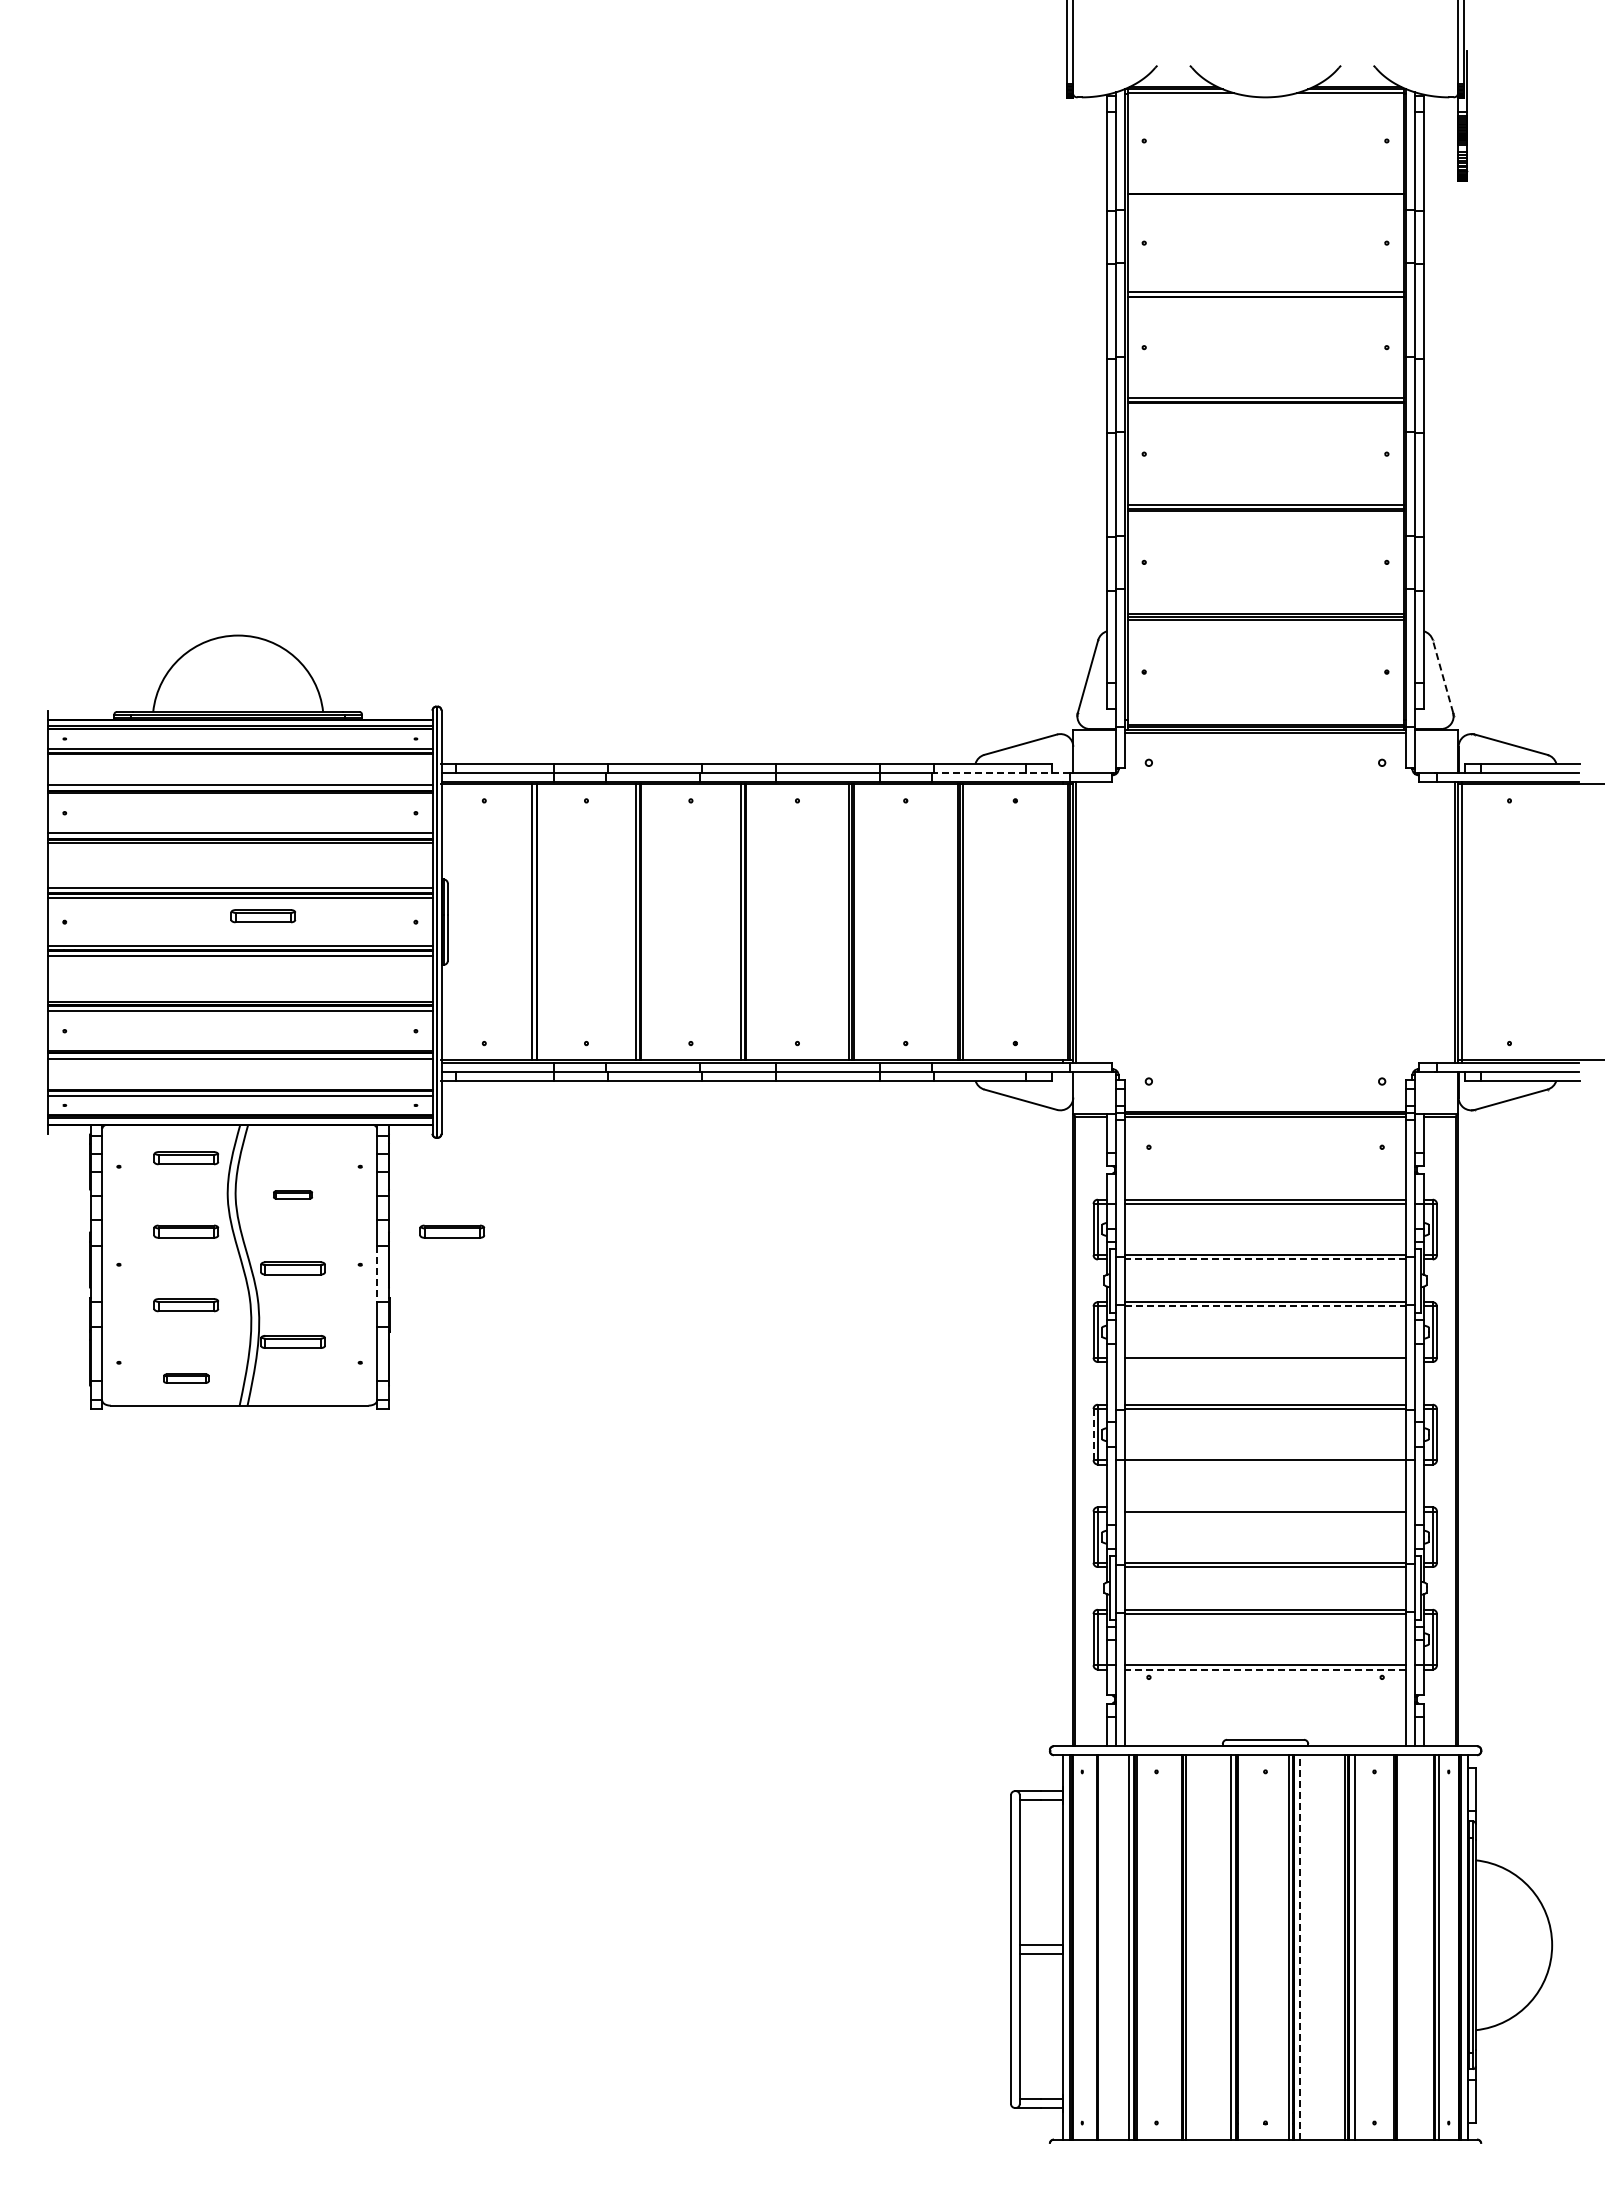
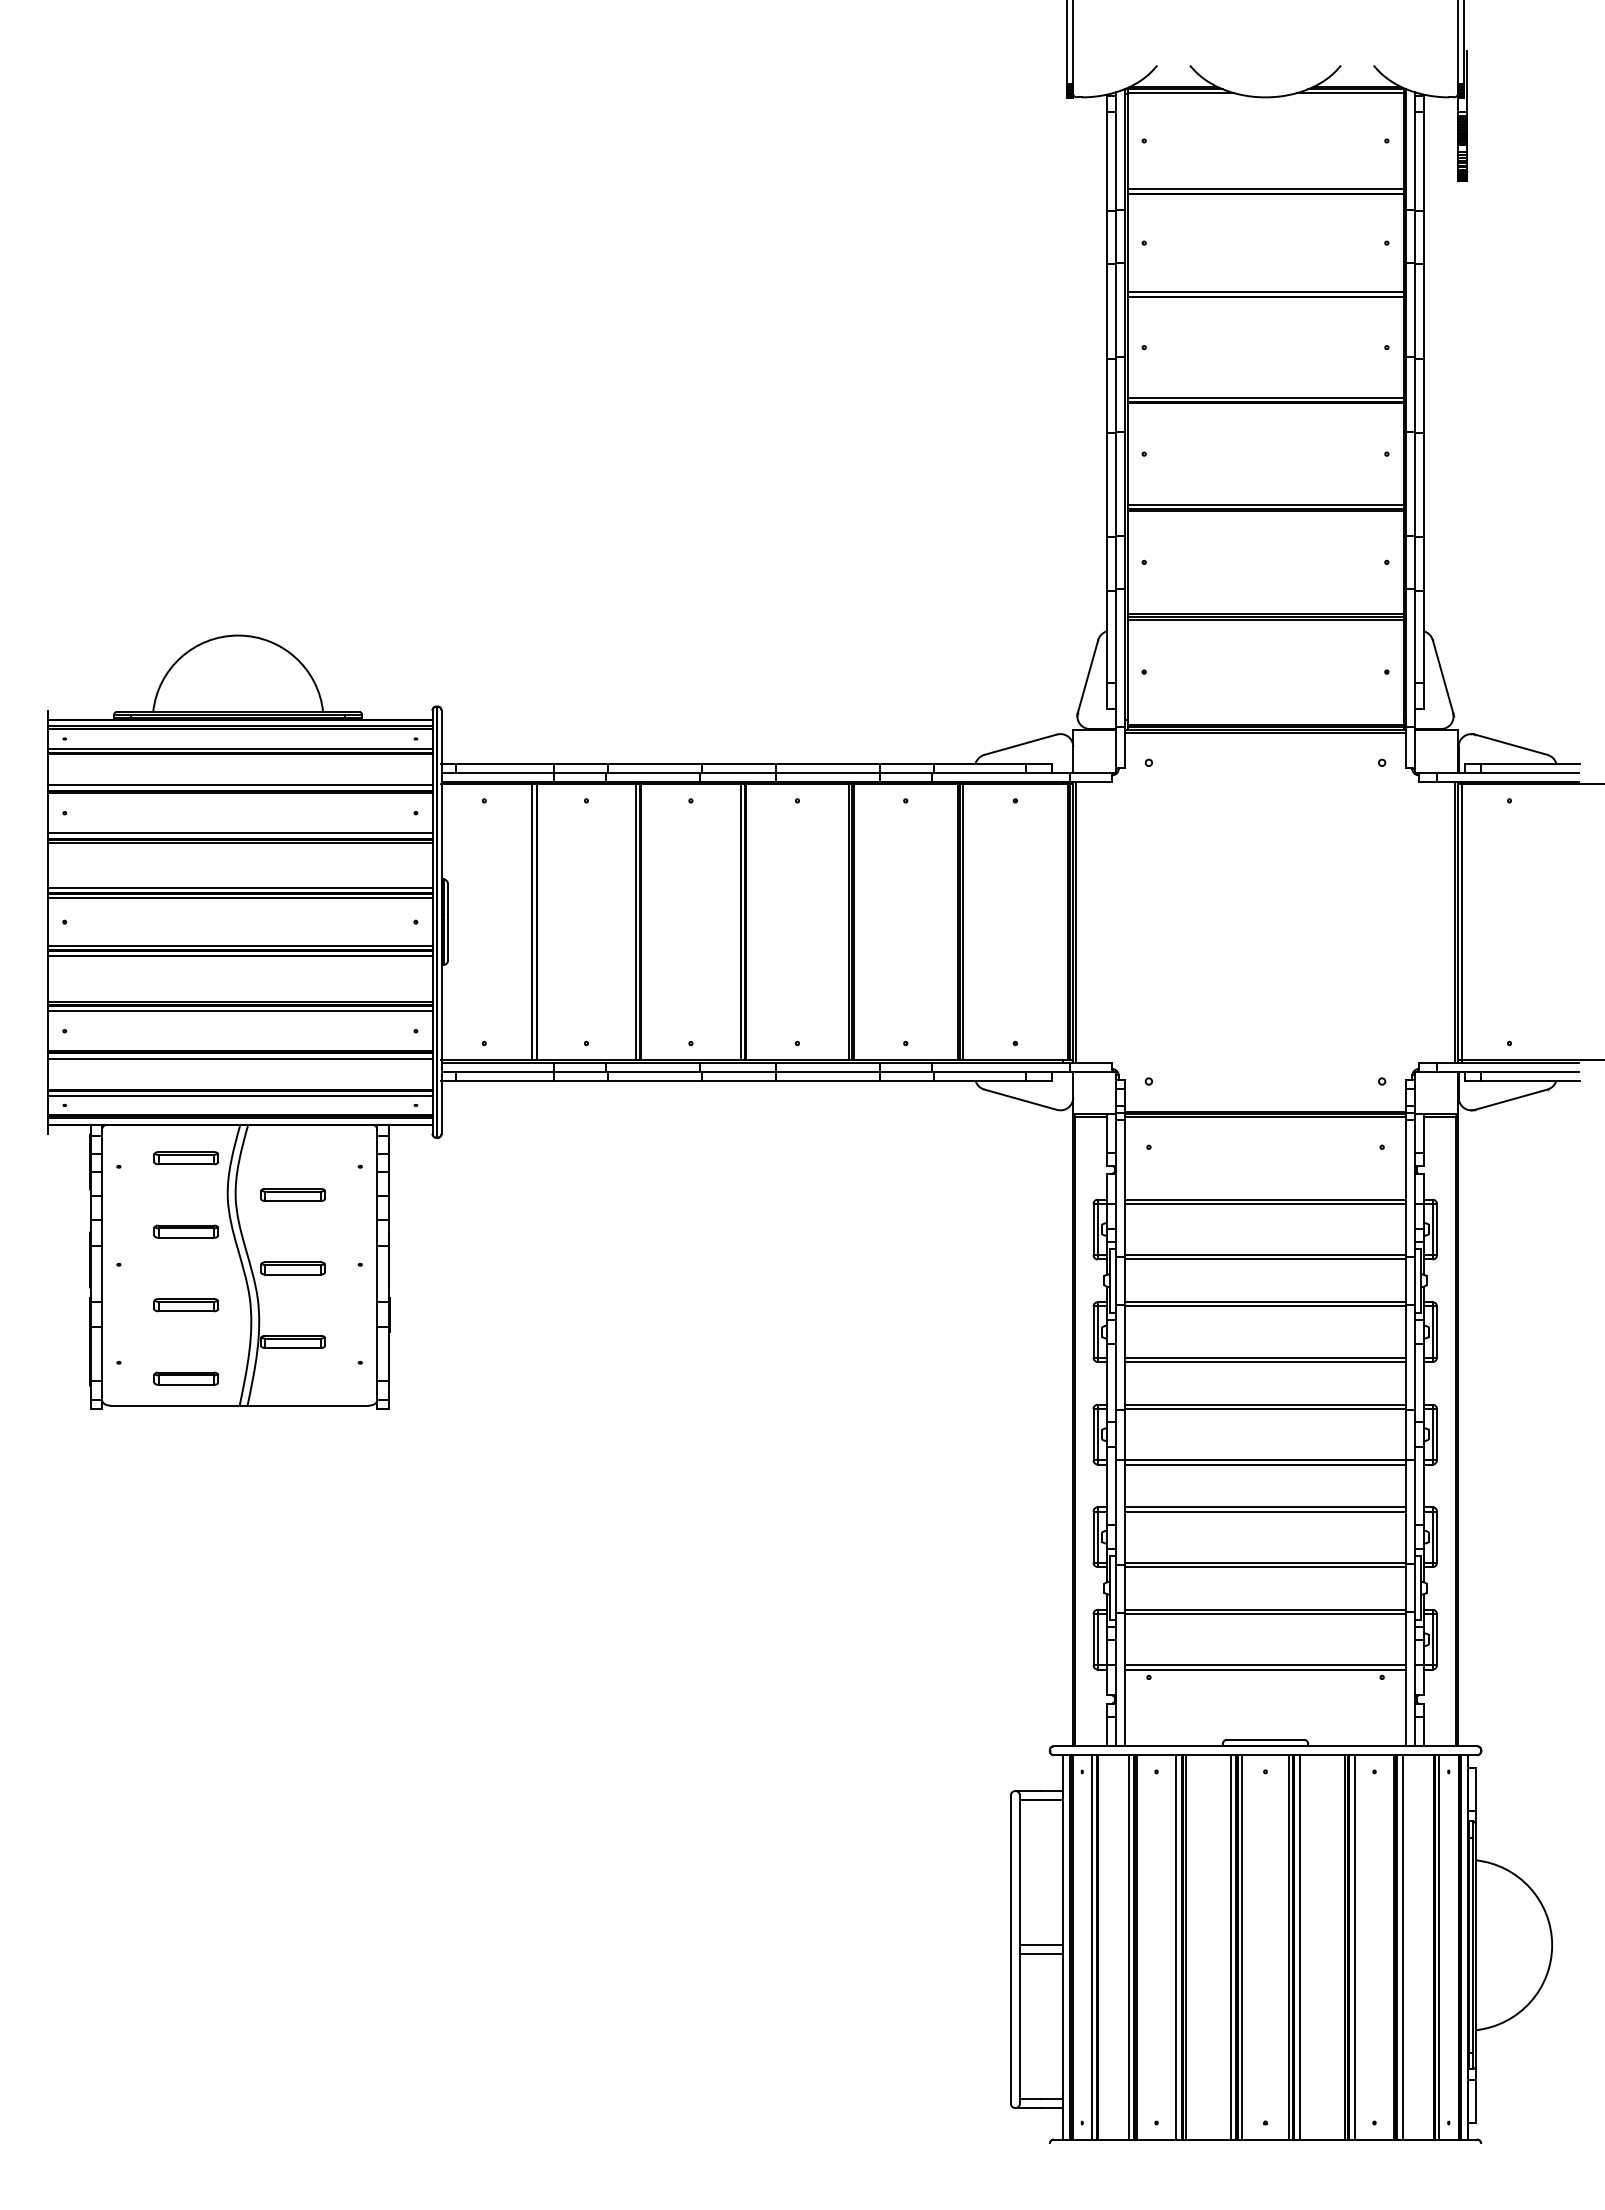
line: none -> present (1265, 188)
line: dashed -> solid (1443, 676)
line: dashed -> solid (1001, 772)
part: present -> none (263, 916)
part size: 40x10 px -> 66x14 px (292, 1194)
part: present -> none (452, 1231)
line: dashed -> solid (1265, 1259)
line: dashed -> solid (377, 1274)
line: dashed -> solid (1265, 1306)
line: none -> present (1265, 1362)
part size: 47x11 px -> 67x15 px (186, 1378)
line: dashed -> solid (1093, 1434)
line: none -> present (1265, 1464)
line: none -> present (1265, 1507)
line: dashed -> solid (1265, 1669)
line: dashed -> solid (1299, 1946)
line: none -> present (1092, 1947)
line: none -> present (1176, 1947)
line: none -> present (1241, 1947)
line: none -> present (1402, 1947)
